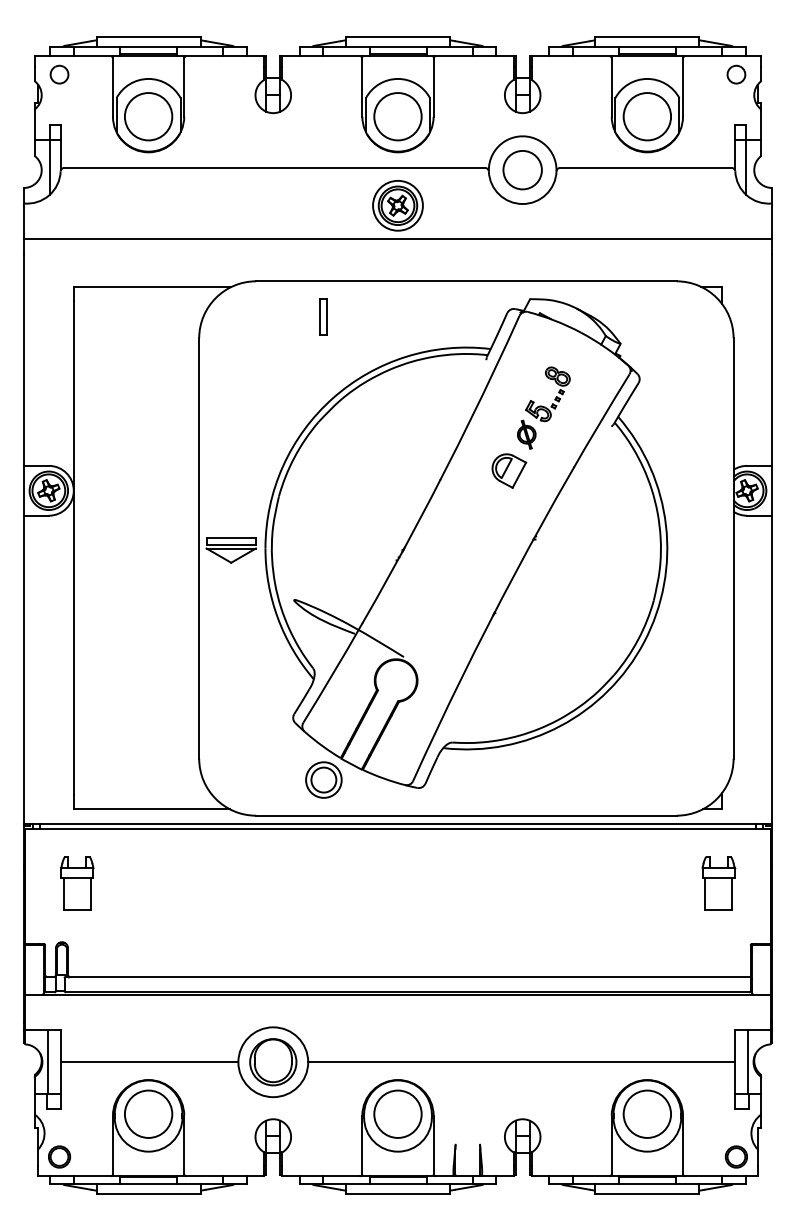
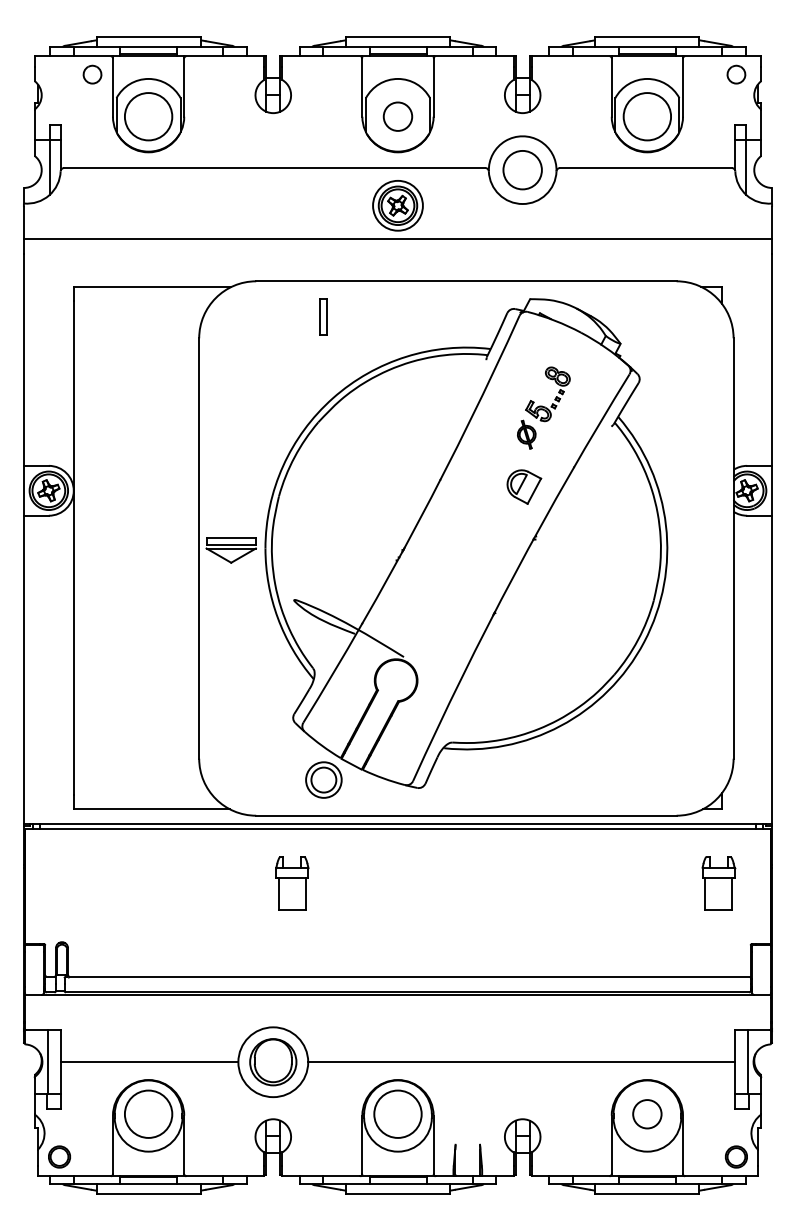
part position: (59, 74) -> (92, 74) (92, 74)
circle diameter: 47 px -> 28 px (397, 116)
part position: (509, 470) -> (524, 486) (524, 486)
part position: (77, 883) -> (292, 883) (292, 883)
circle diameter: 47 px -> 28 px (647, 1114)
